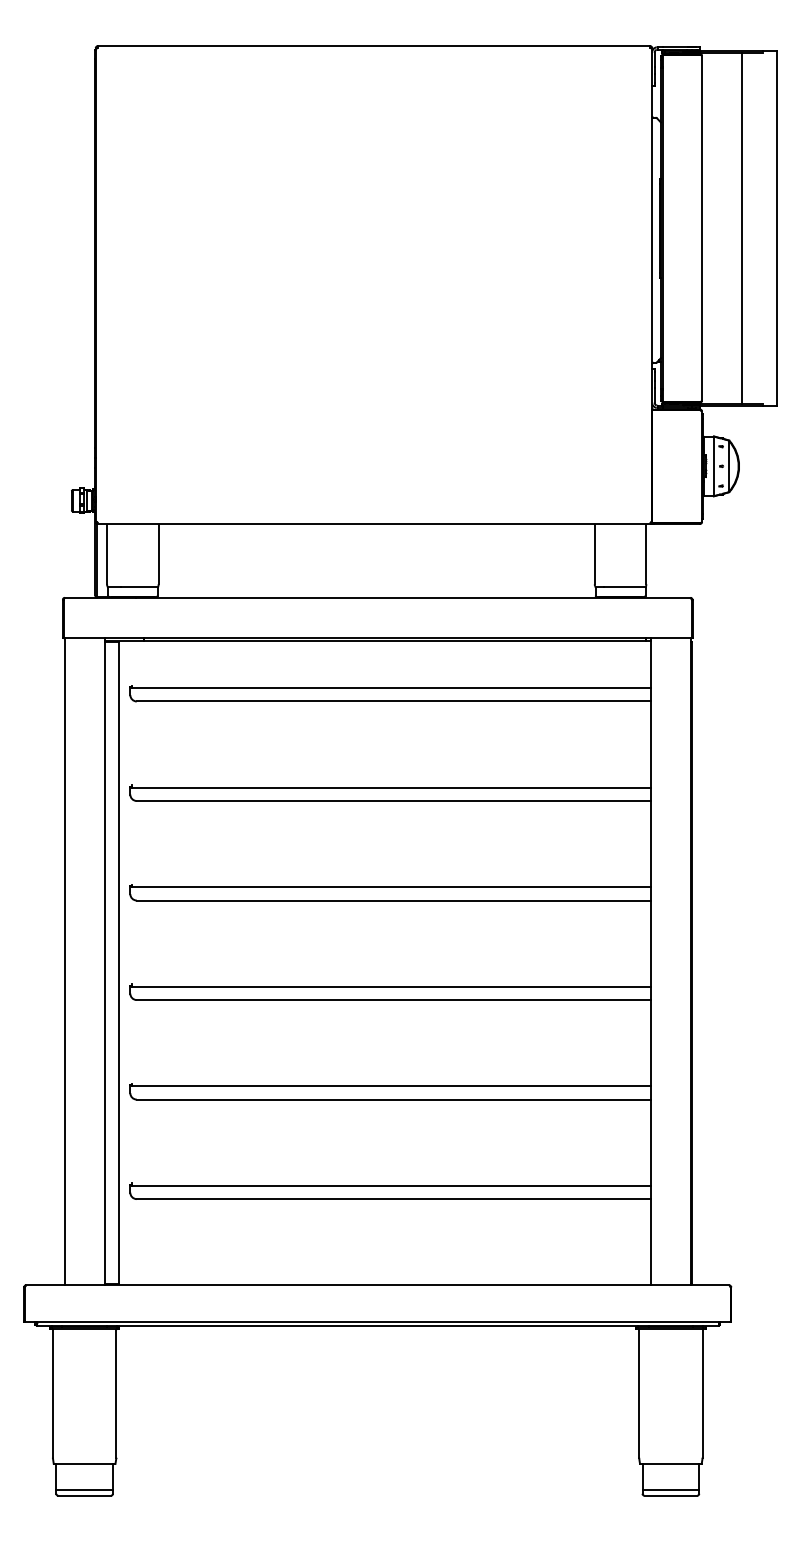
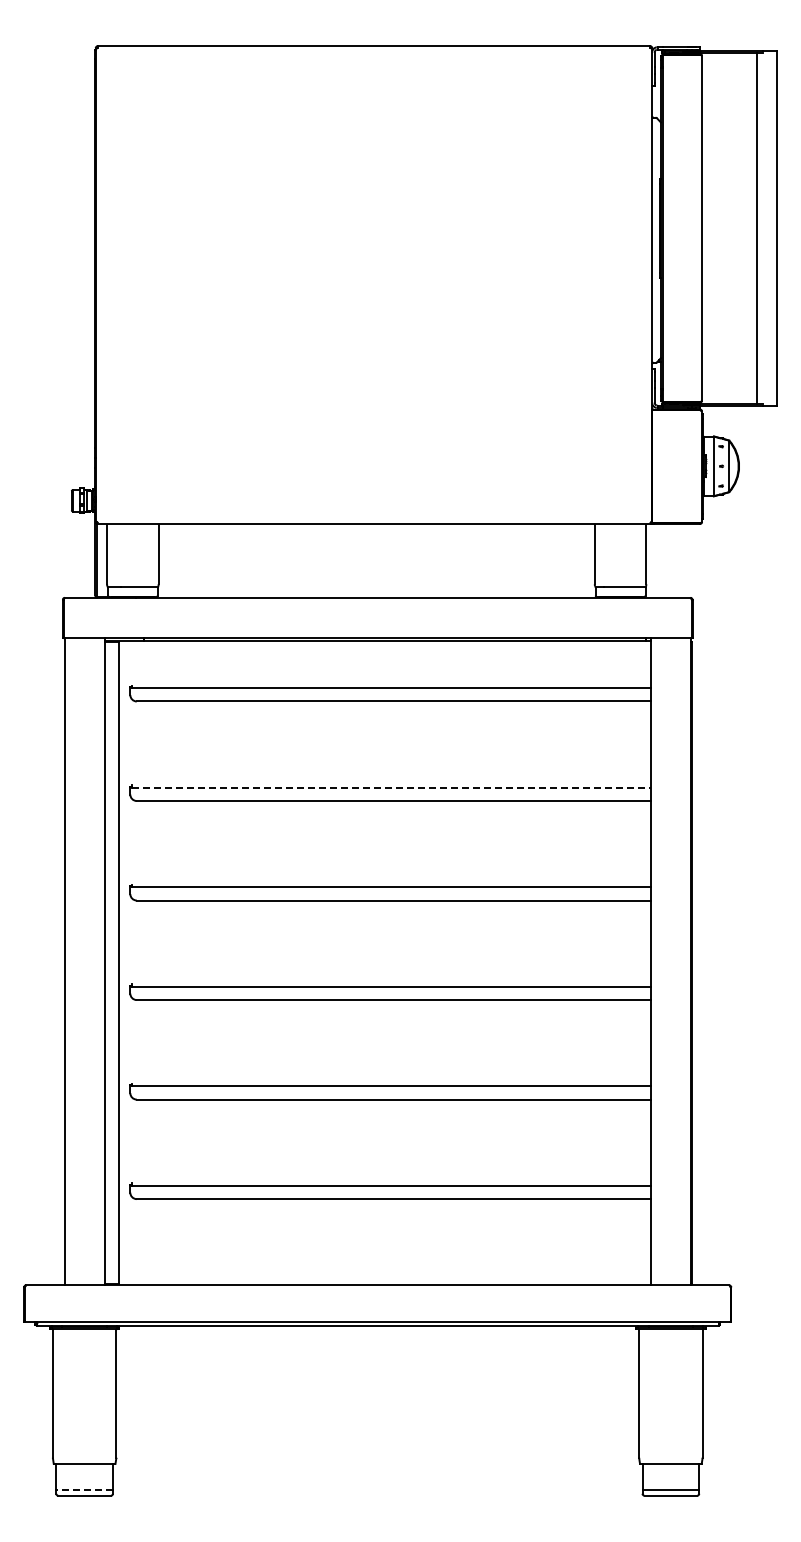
line position: (742, 228) -> (757, 228) (757, 228)
line: solid -> dashed (391, 787)
line: solid -> dashed (84, 1489)
